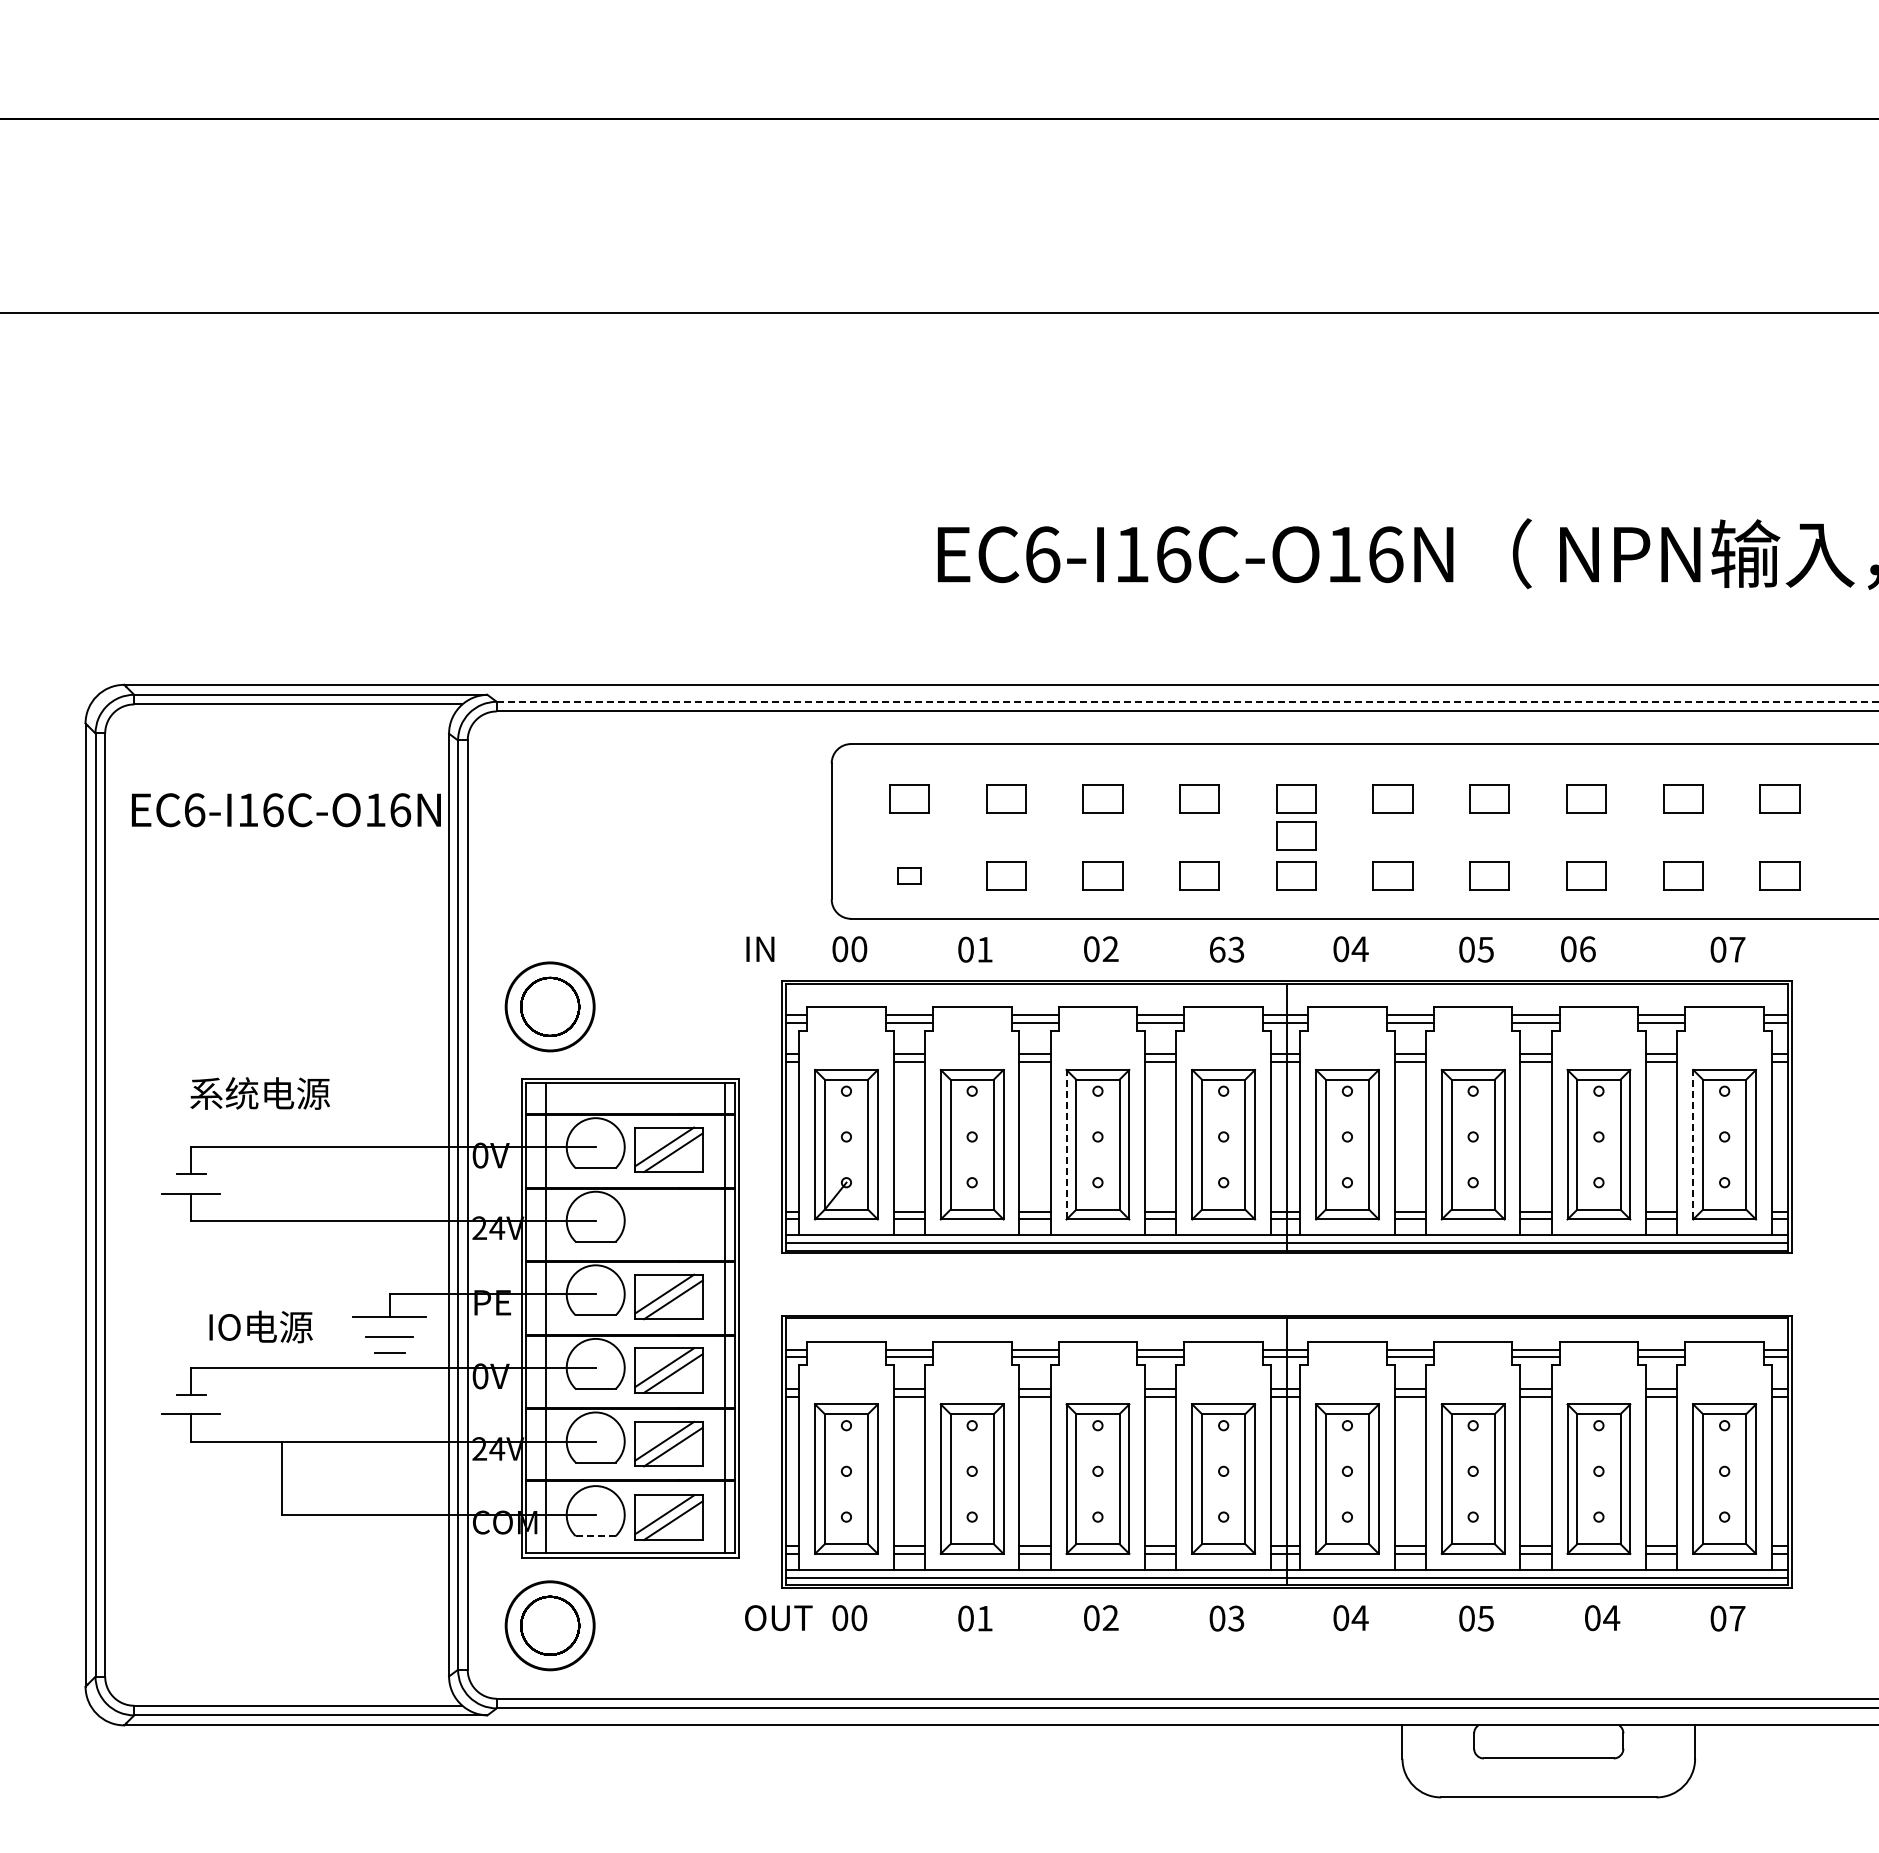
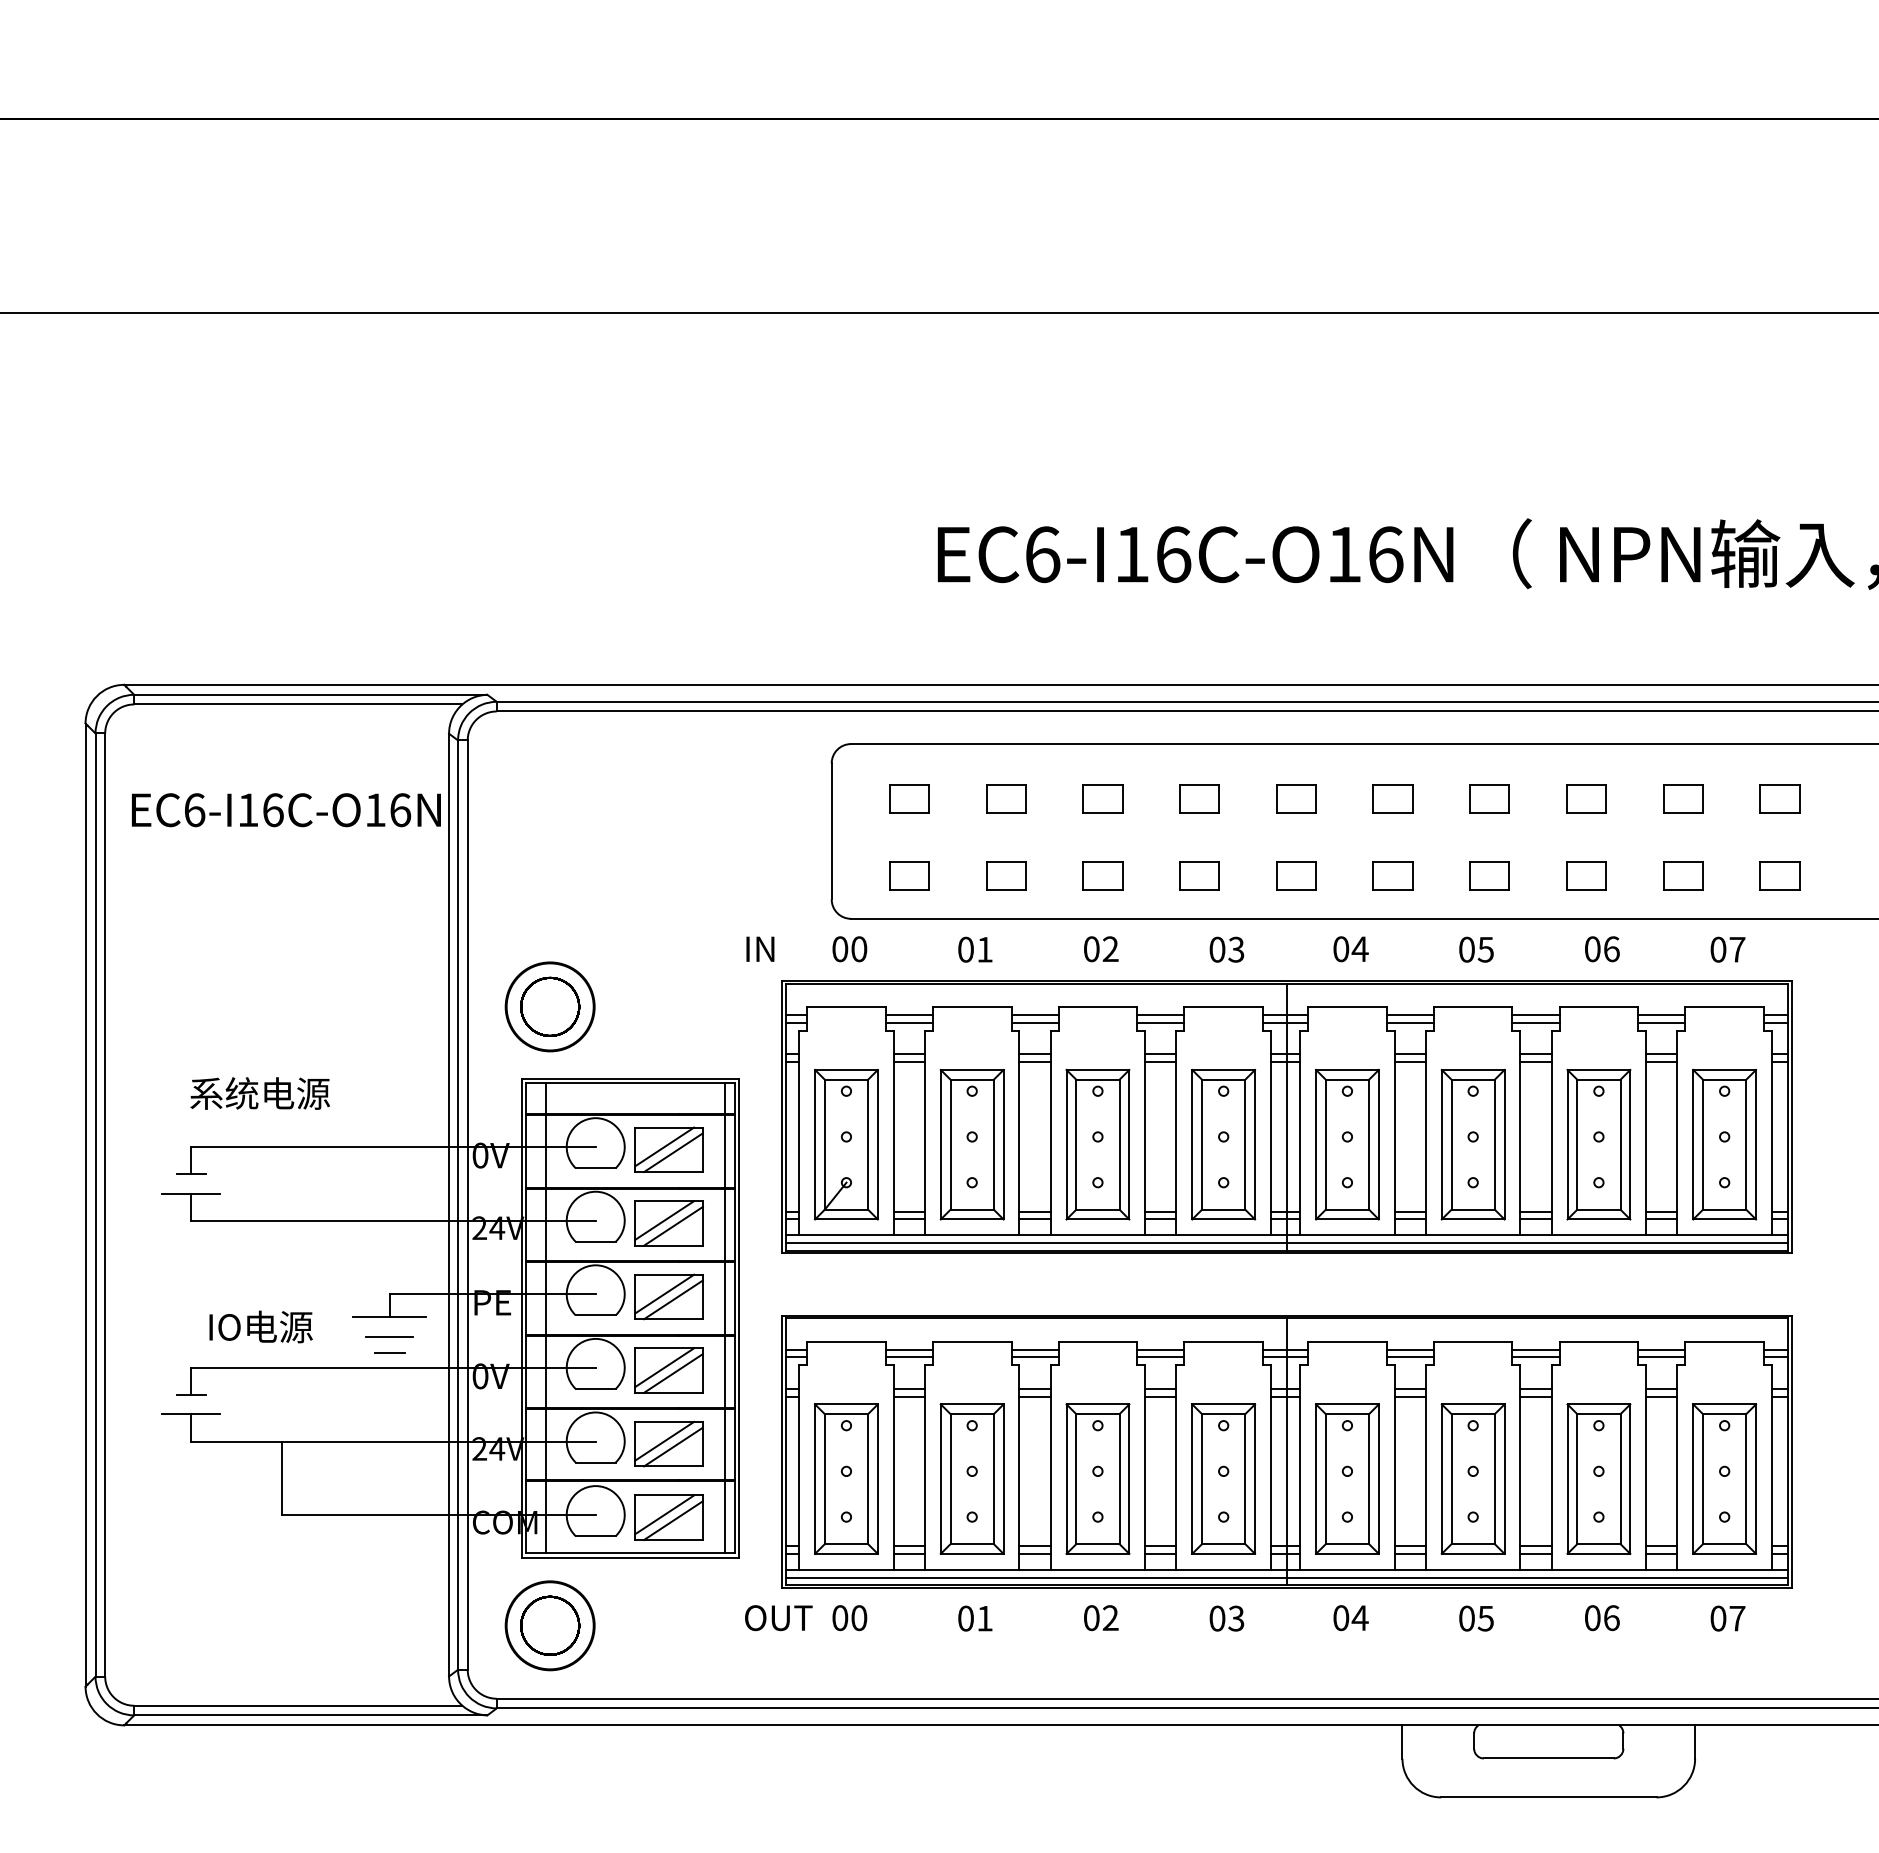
line: dashed -> solid (1187, 701)
part: present -> none (1296, 835)
part size: 25x18 px -> 41x30 px (909, 875)
text: 63 -> 03 (1217, 949)
text position: (1578, 949) -> (1602, 949) (1602, 949)
line: dashed -> solid (1066, 1144)
line: dashed -> solid (1693, 1144)
part: none -> present (668, 1223)
line: dashed -> solid (595, 1536)
text: 04 -> 06 (1611, 1618)
